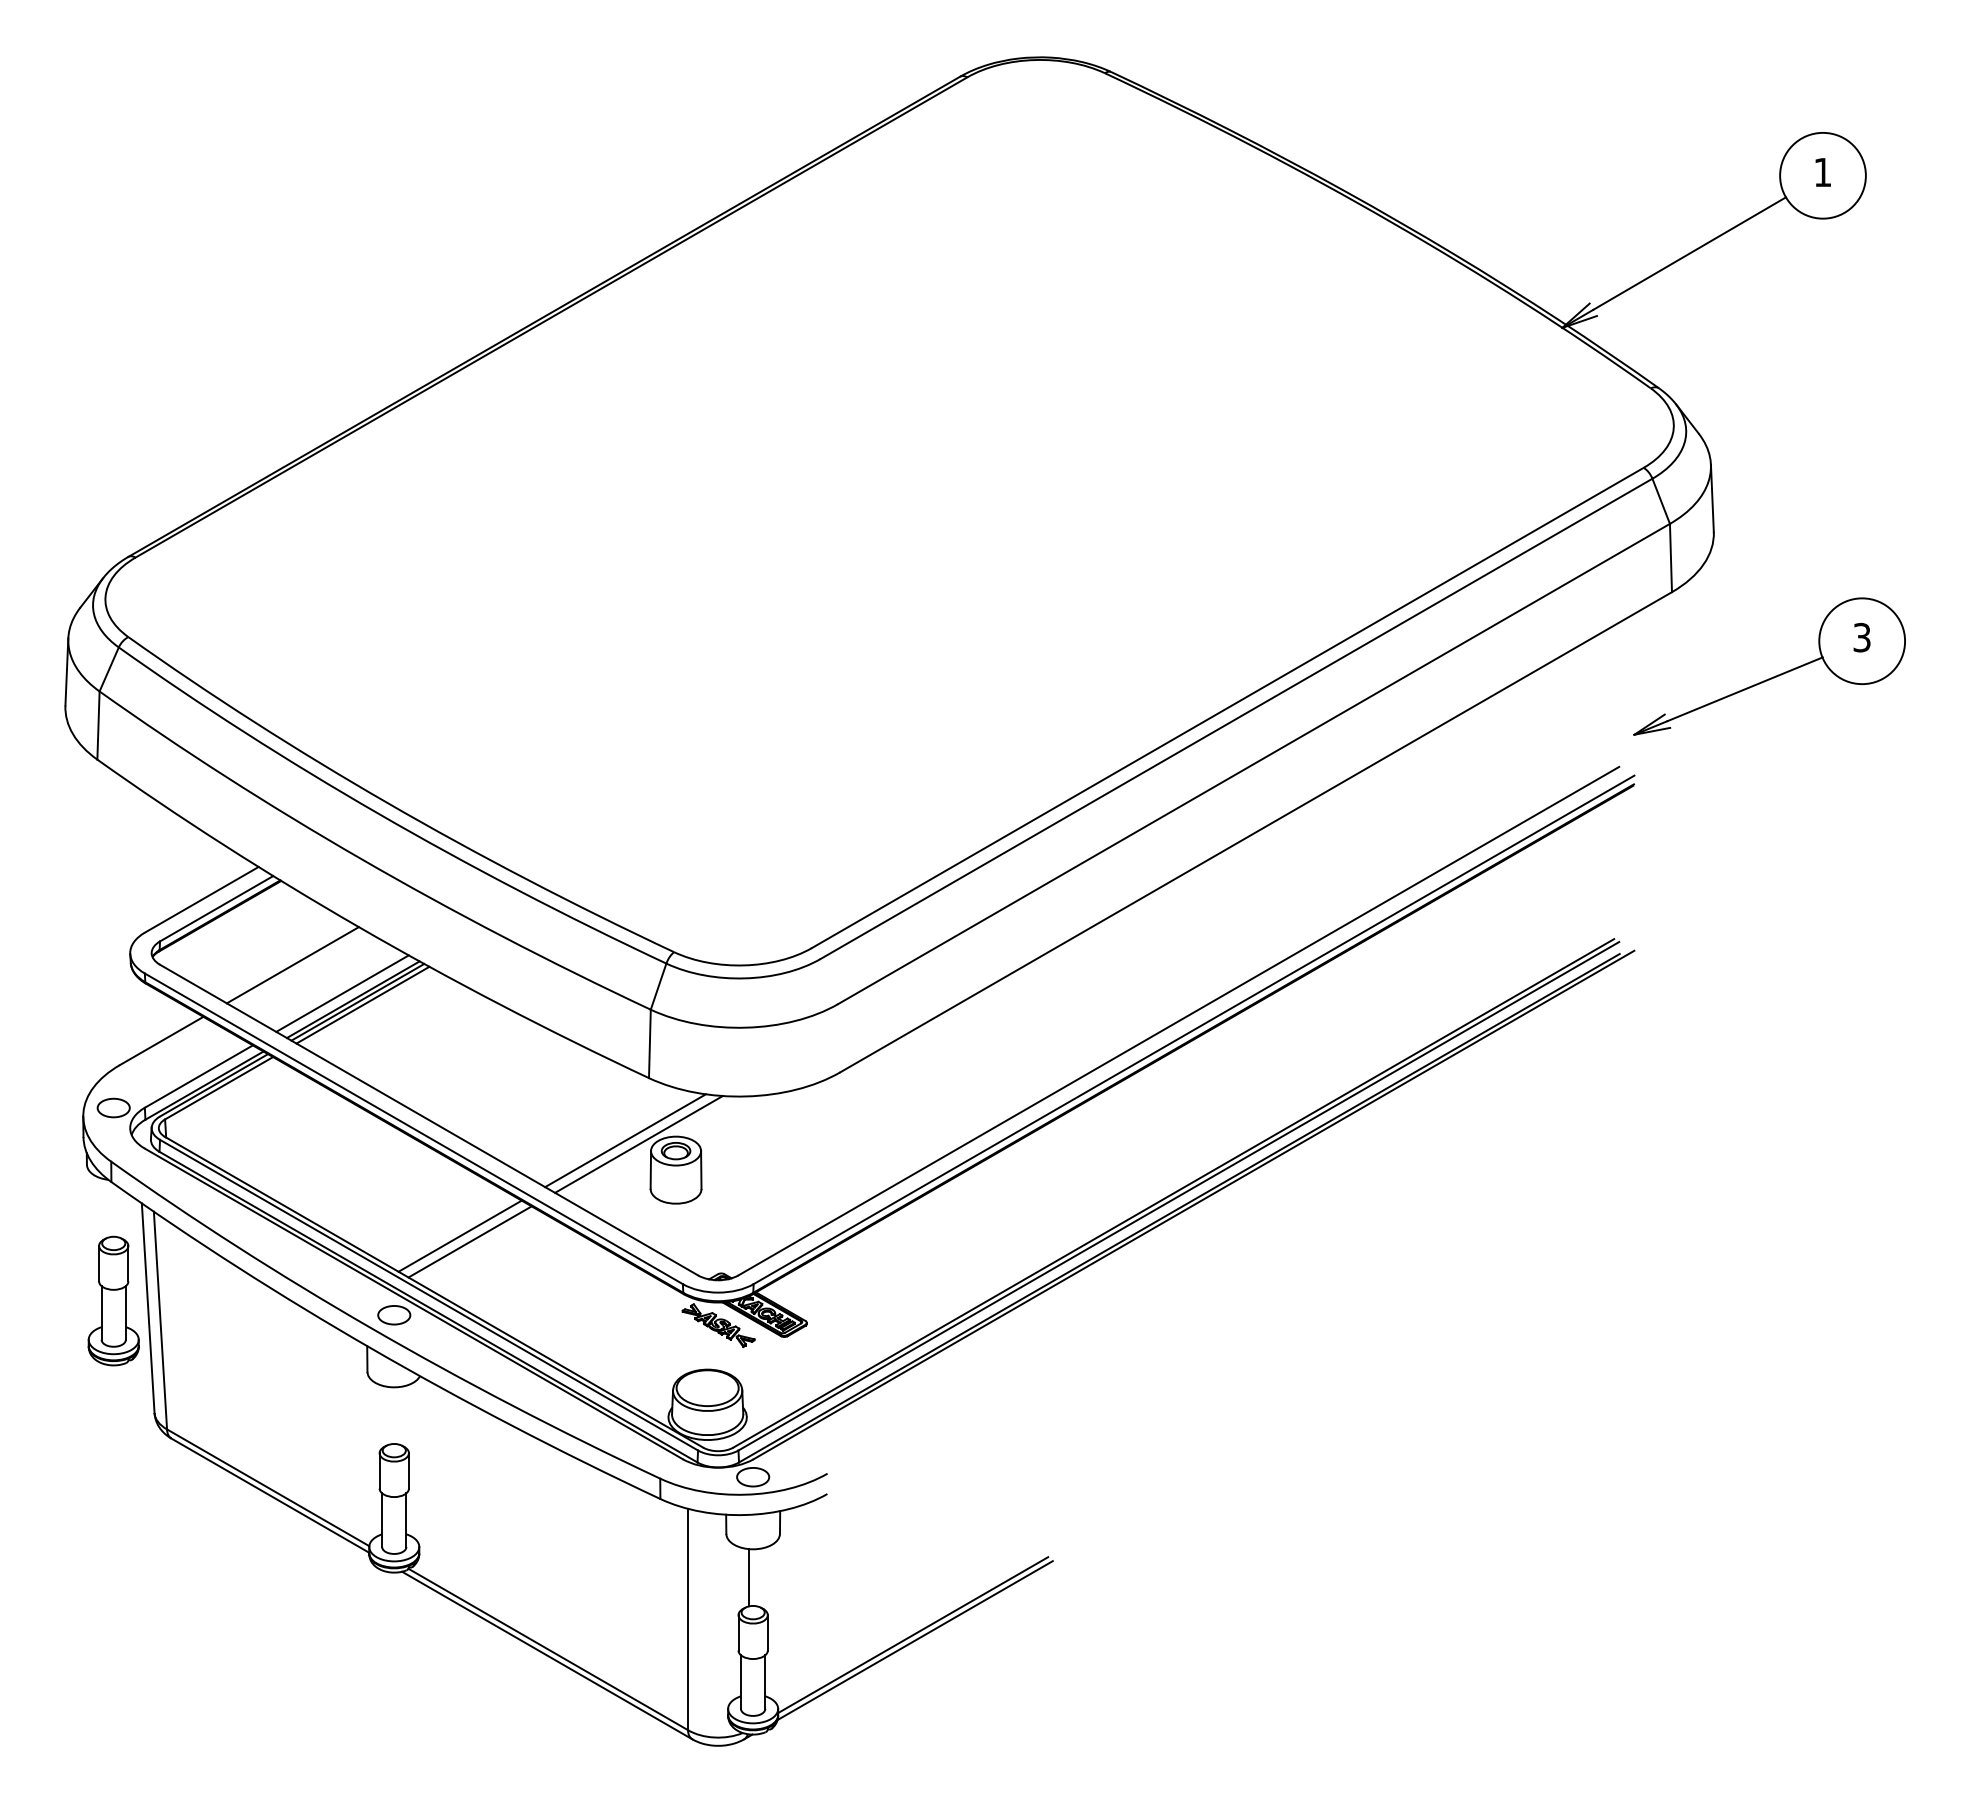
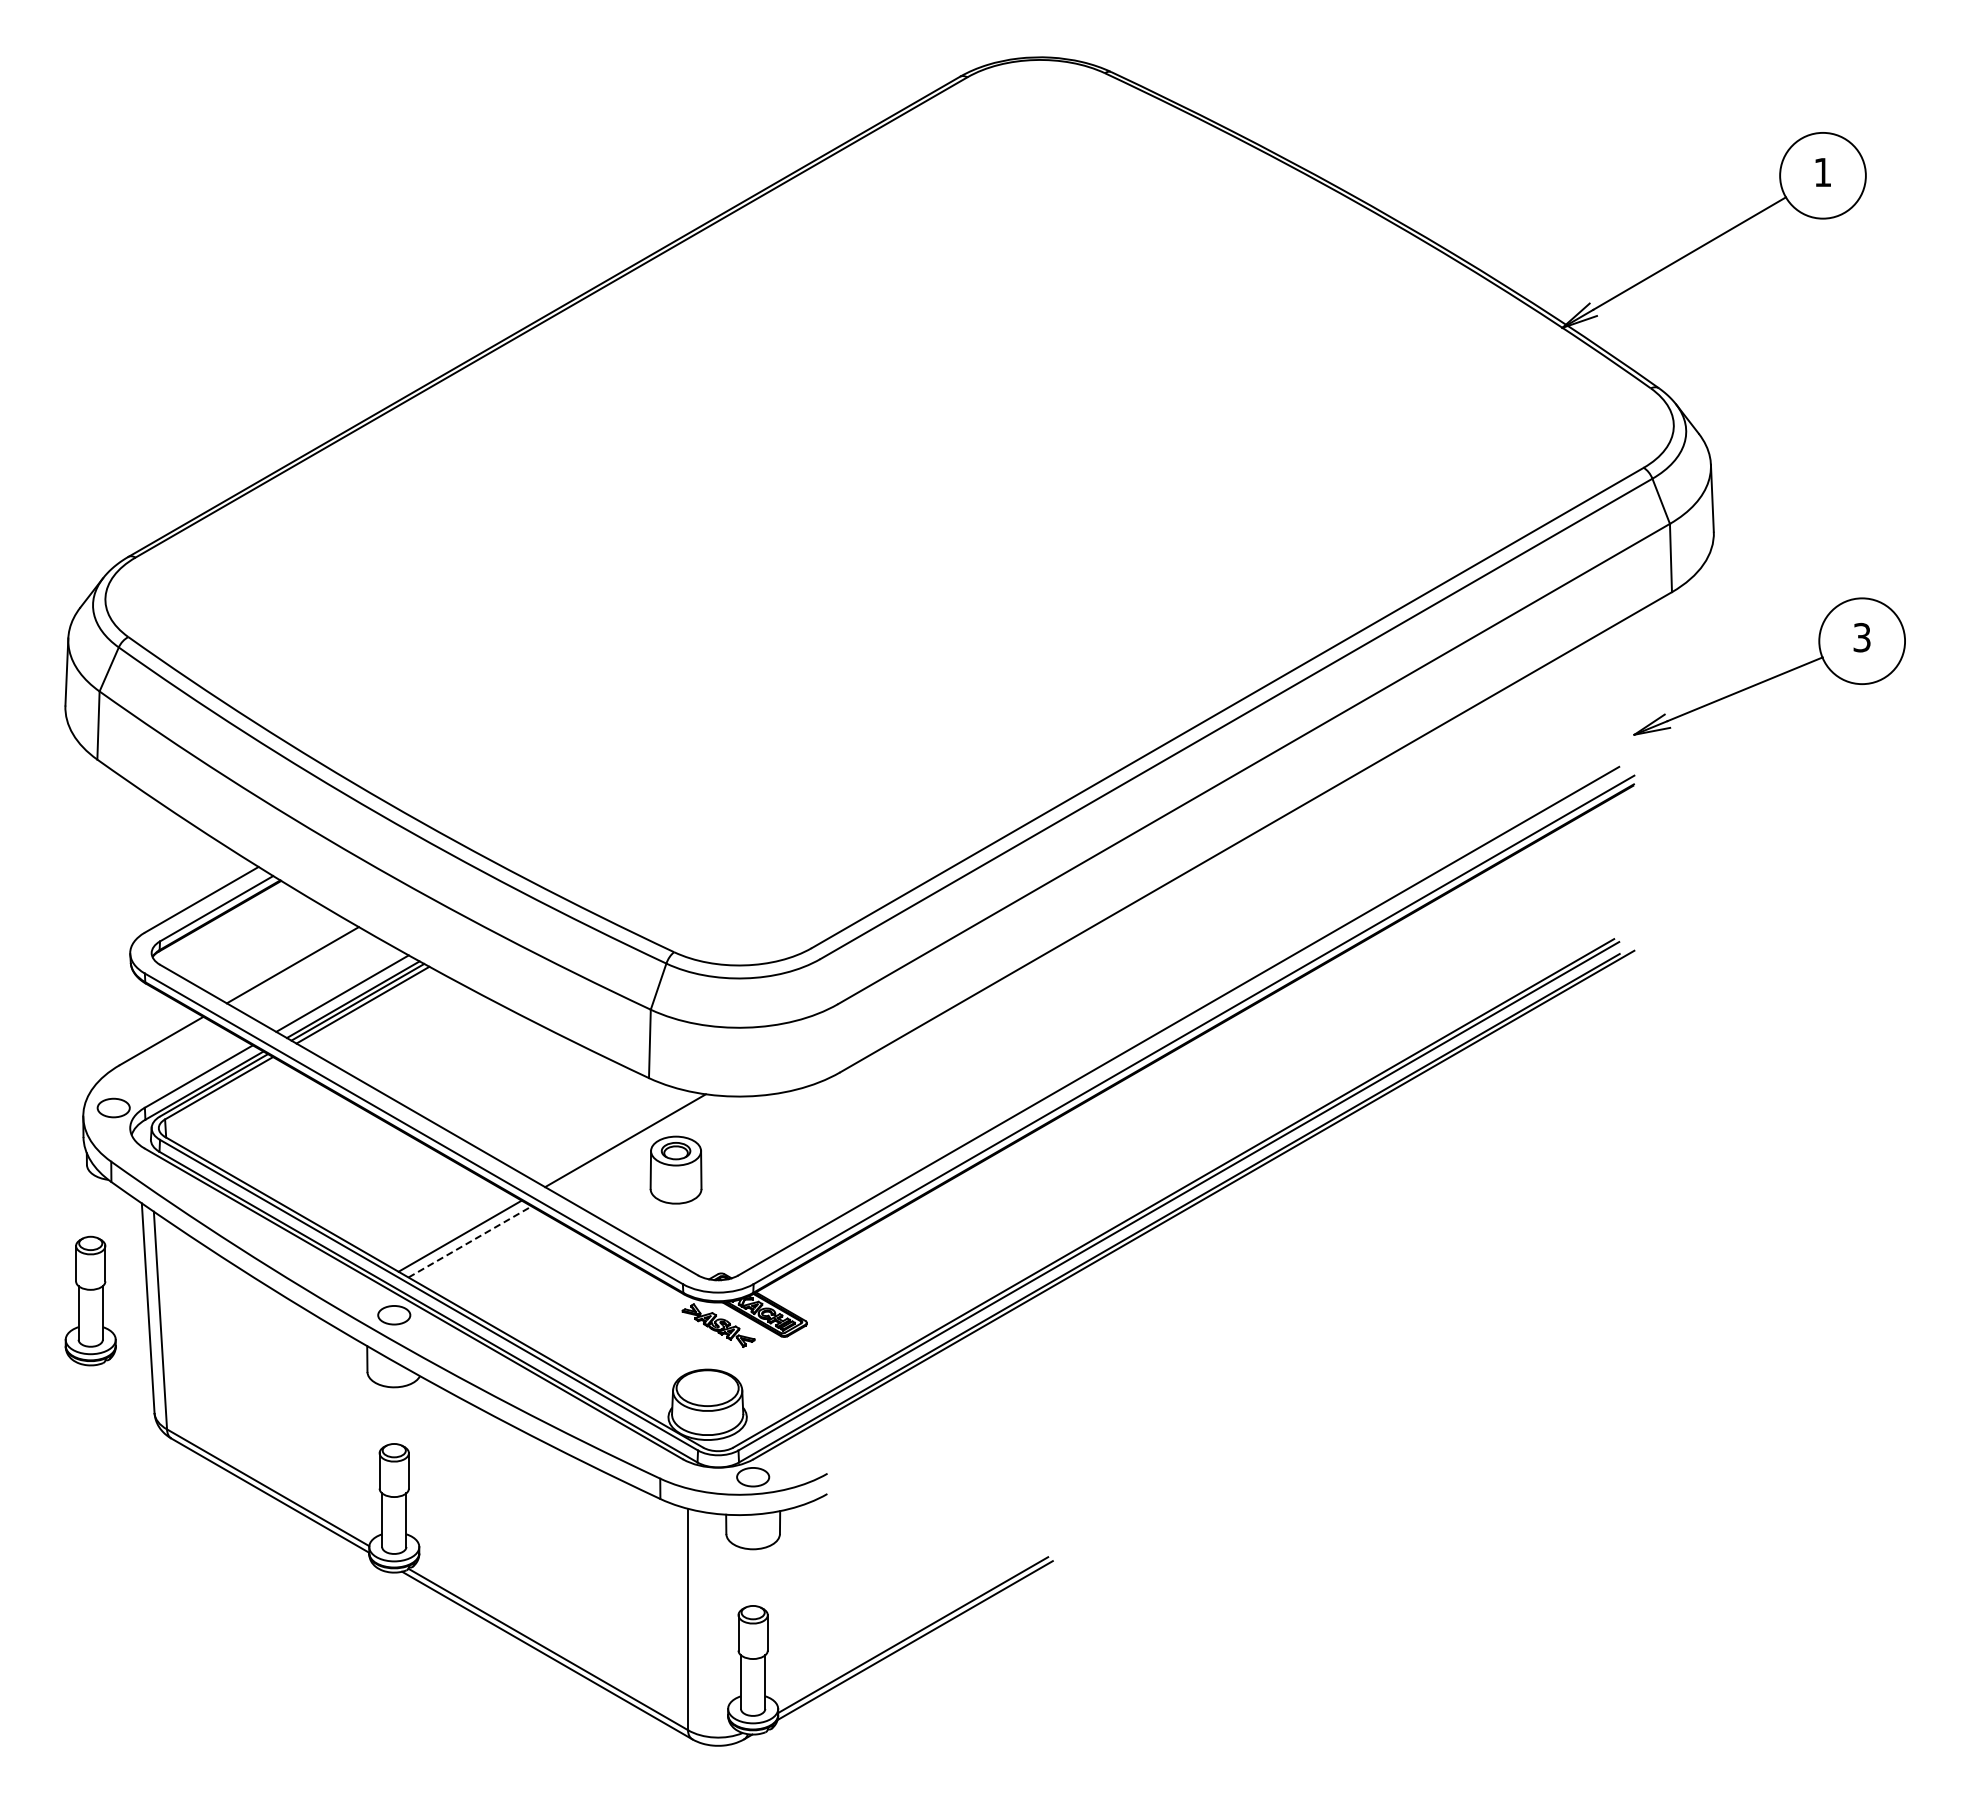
line: present -> none (638, 1144)
line: solid -> dashed (470, 1241)
part position: (113, 1300) -> (90, 1300) (90, 1300)
line: present -> none (748, 1577)
